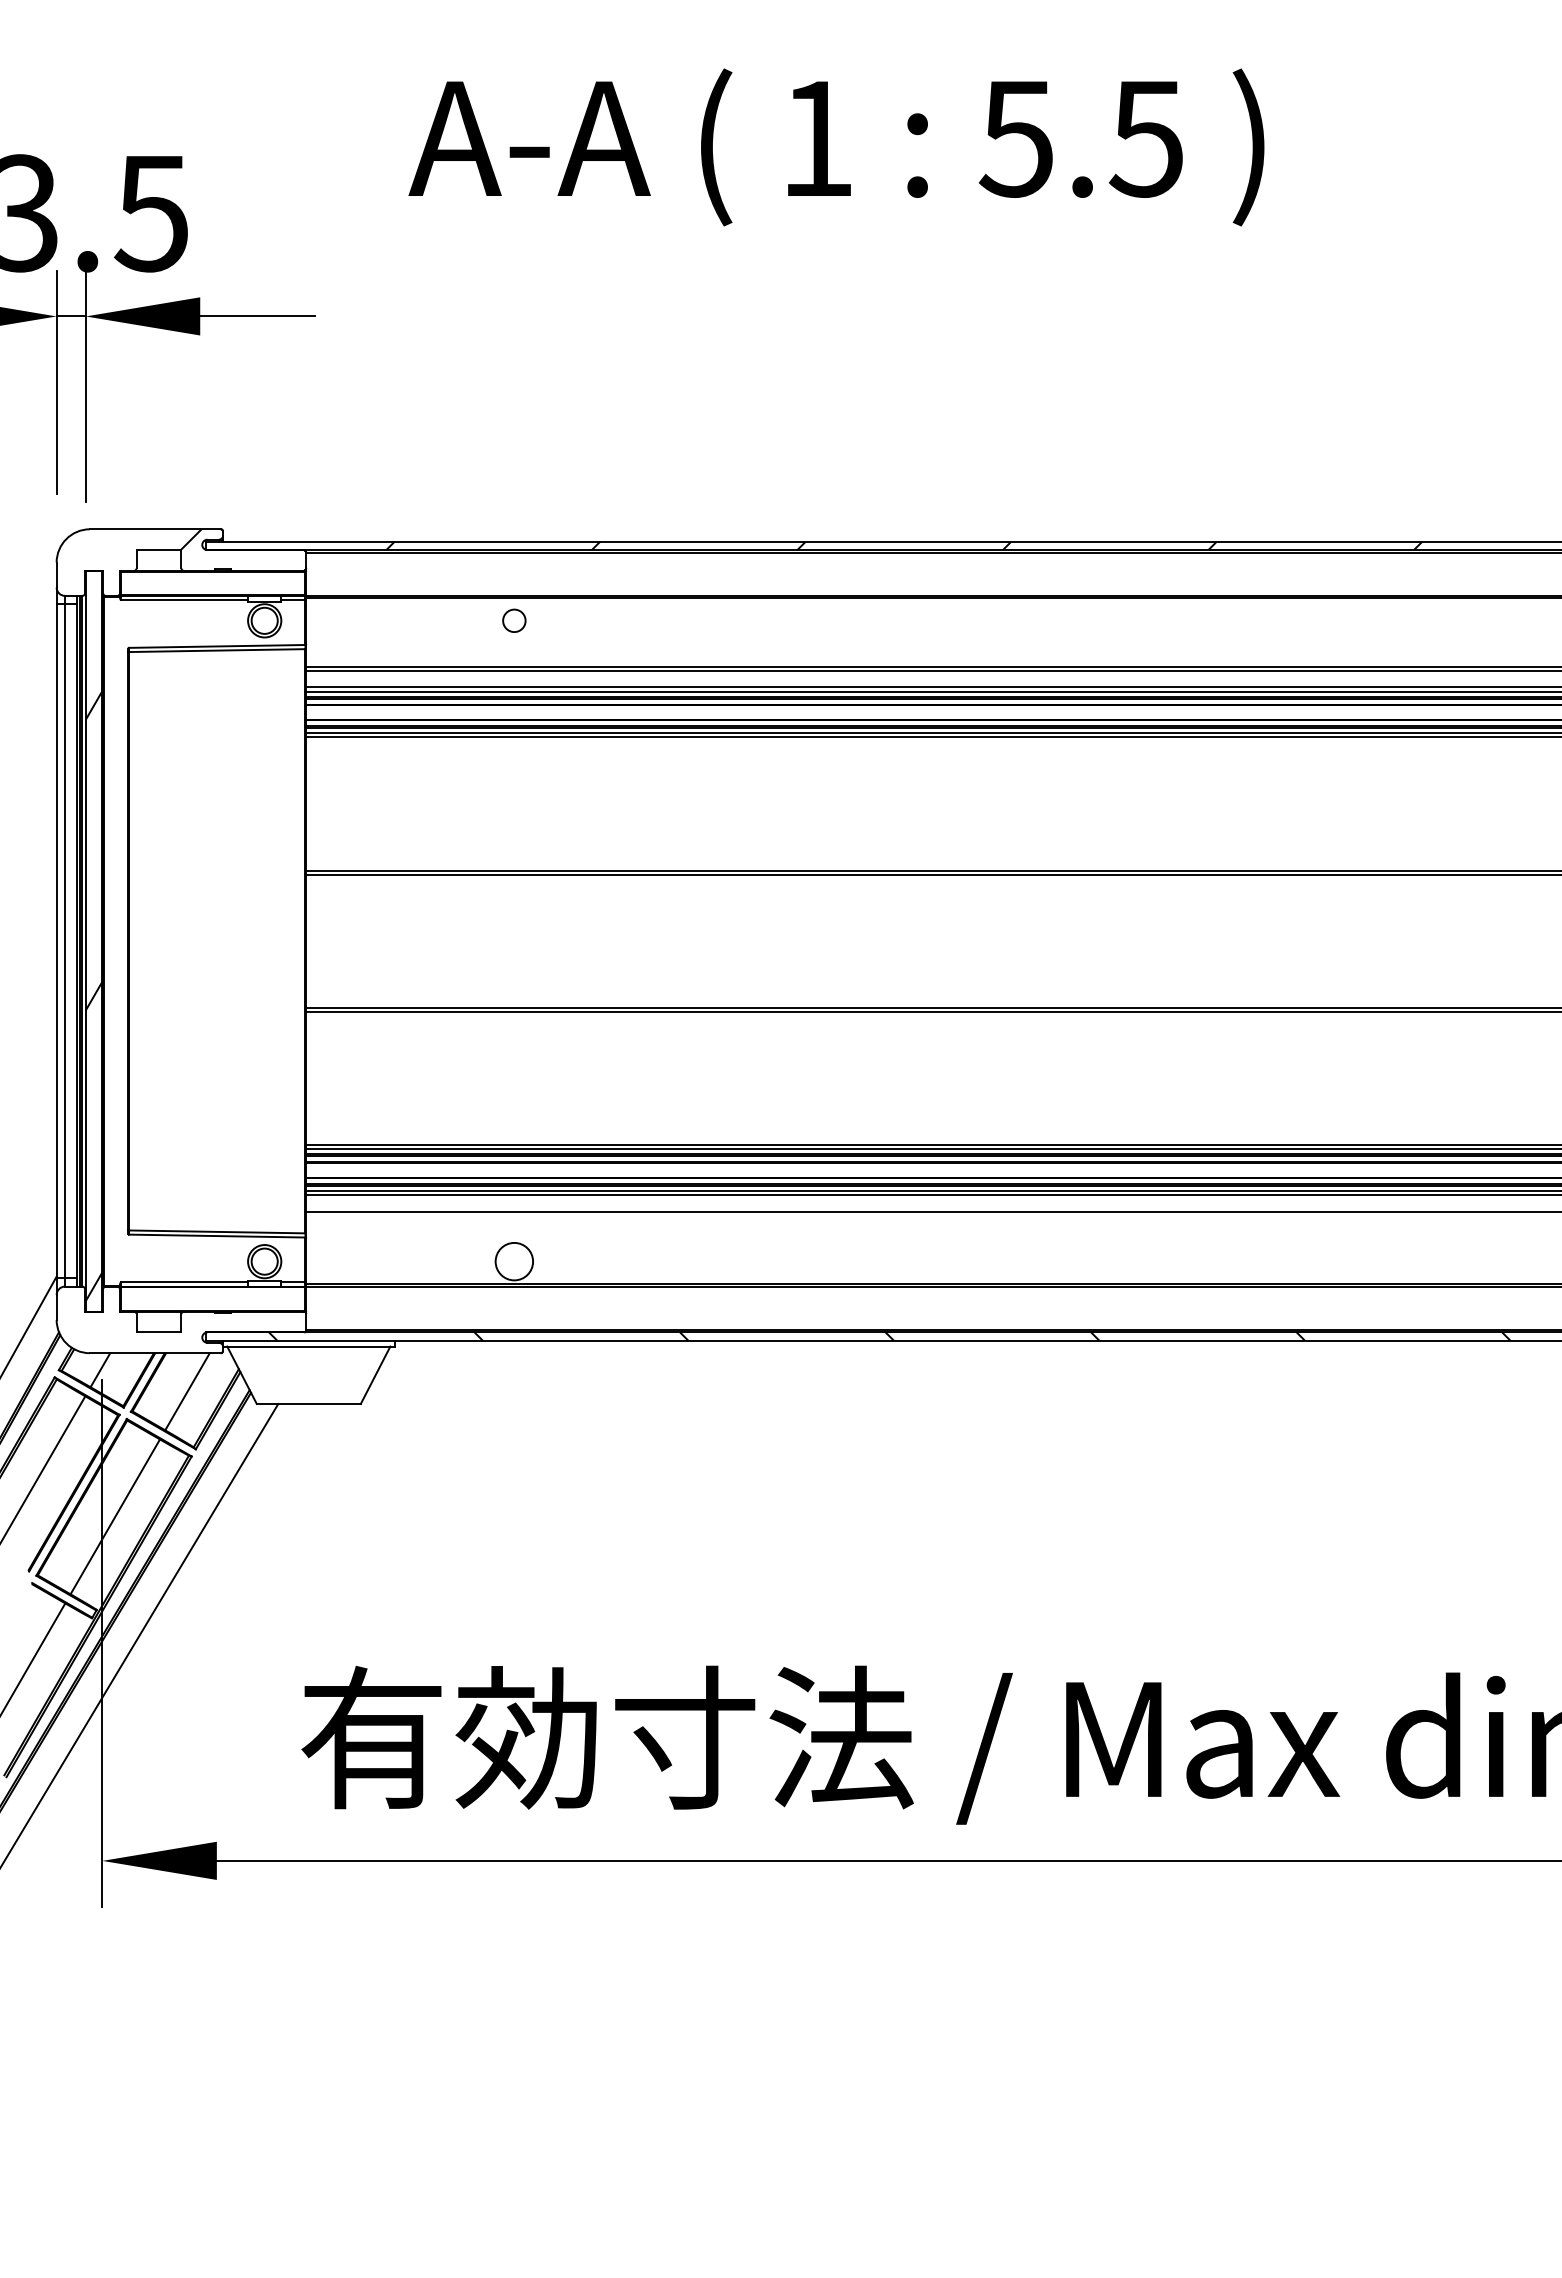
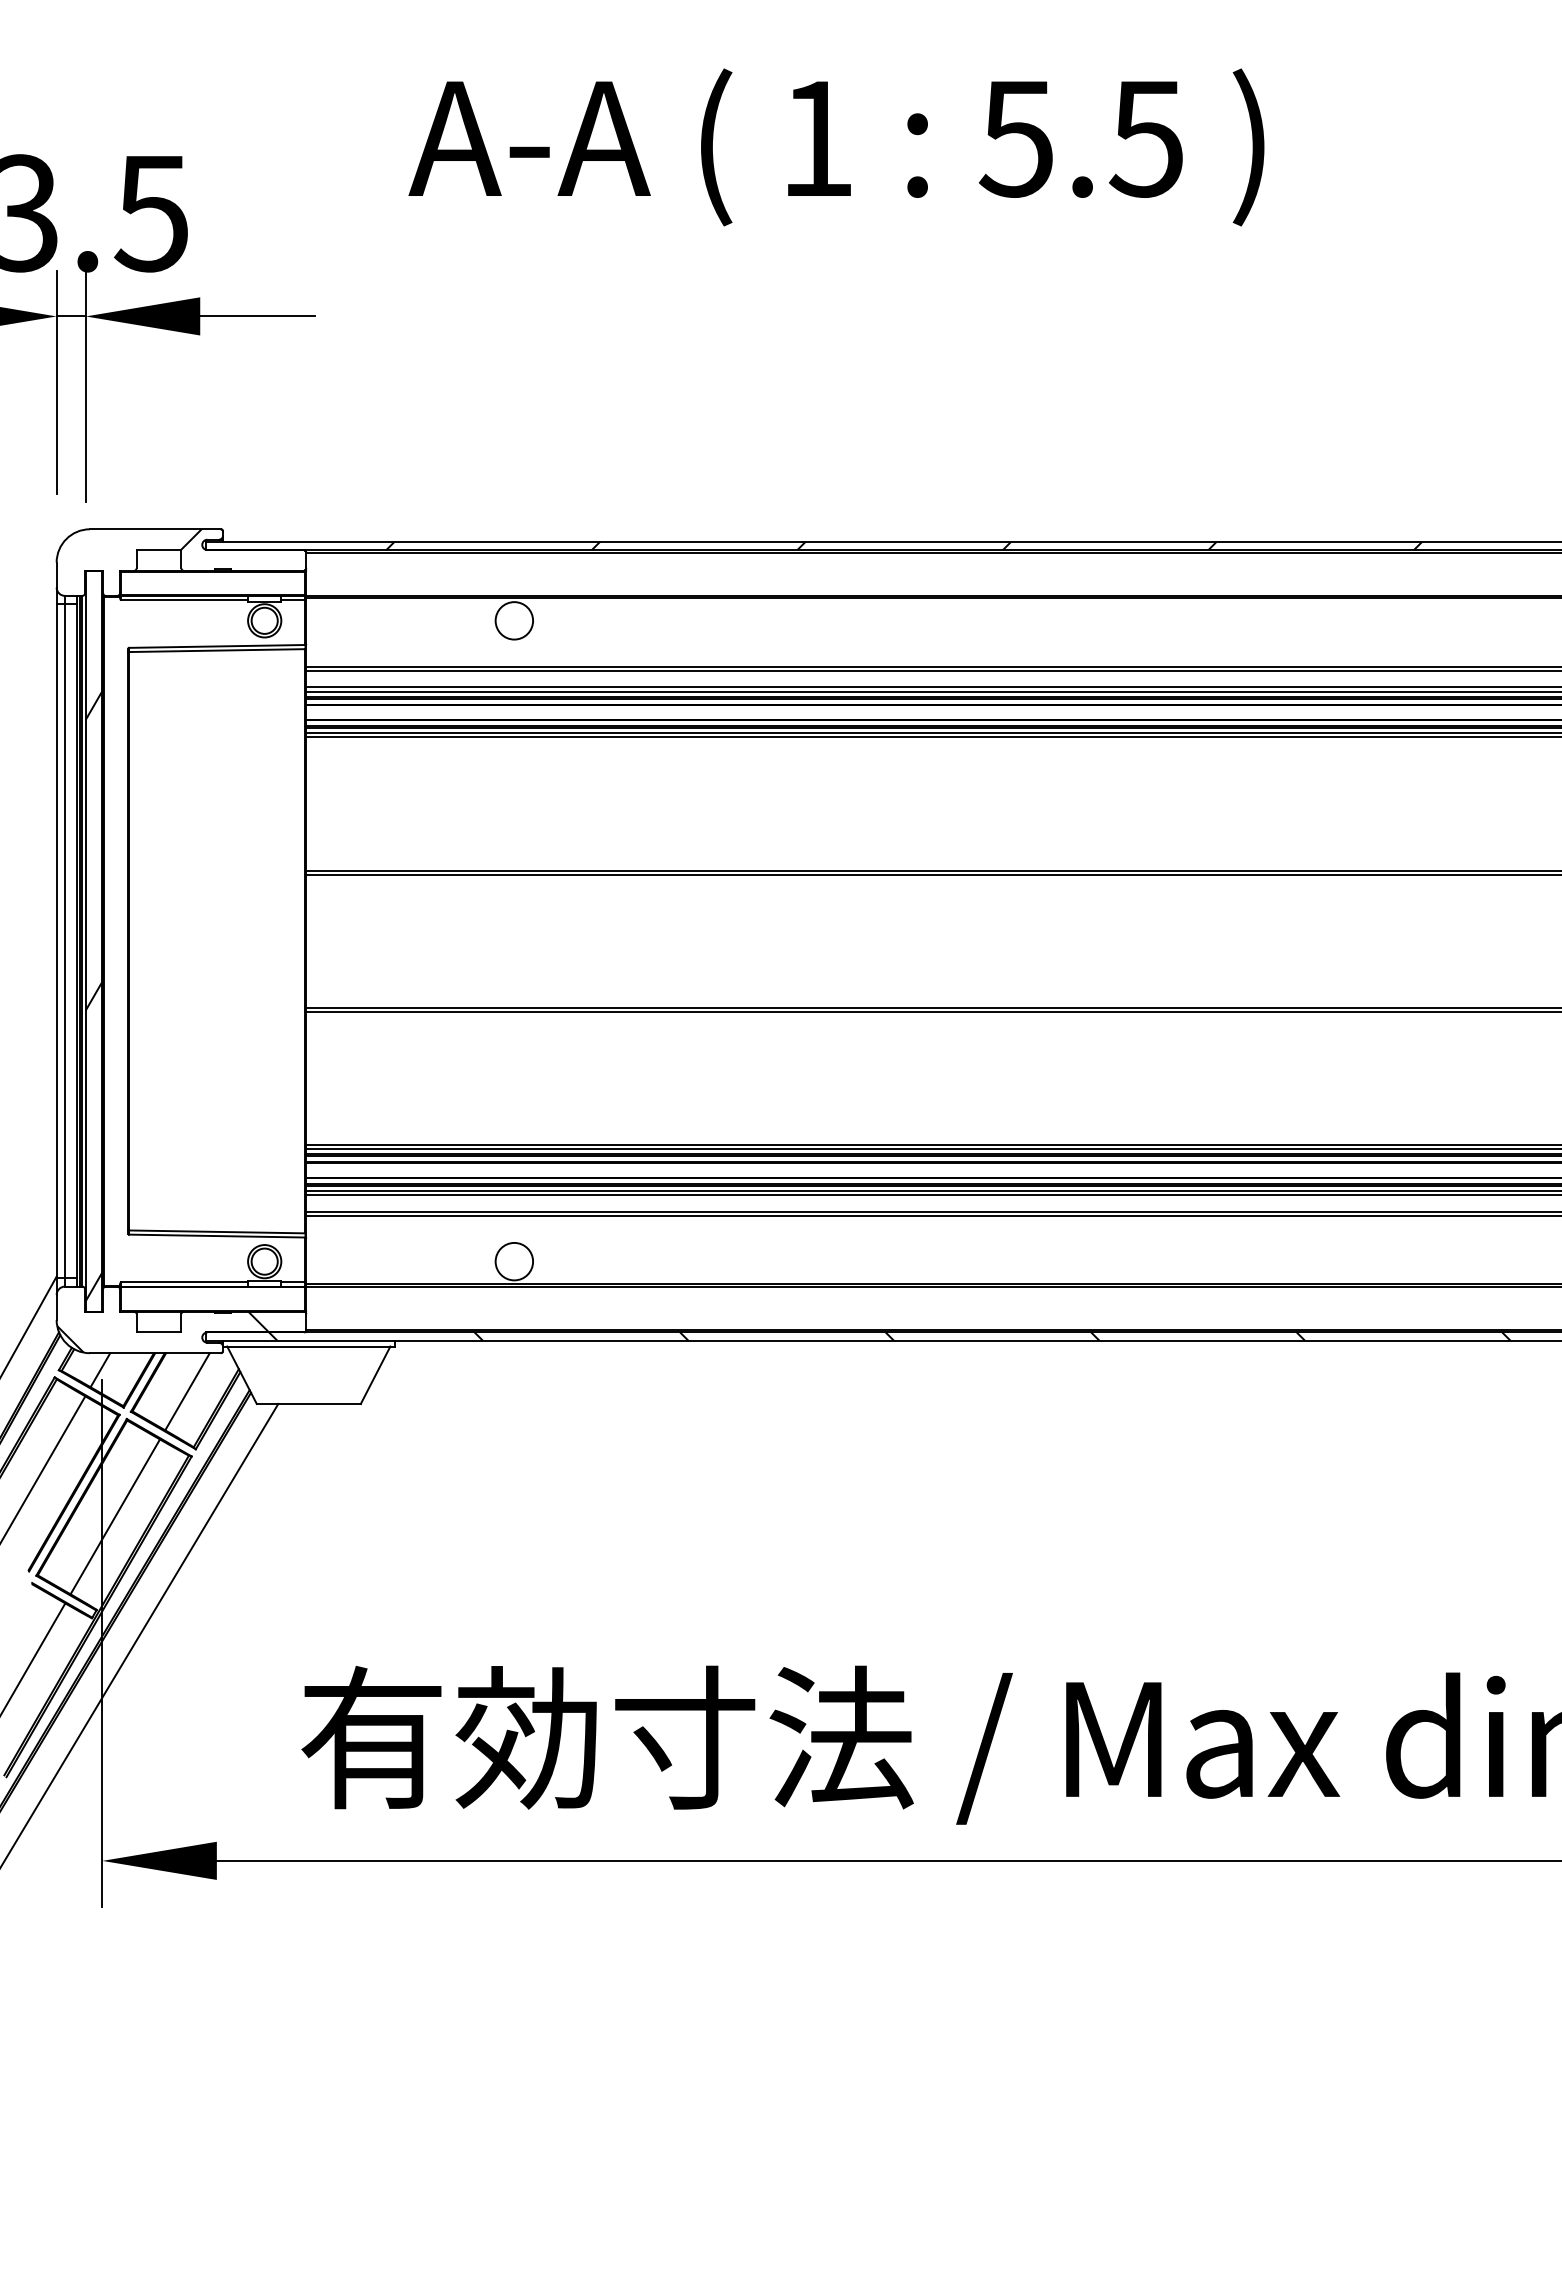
circle diameter: 22 px -> 37 px (514, 620)
line: none -> present (932, 1215)
hatch: none -> present (163, 1331)
